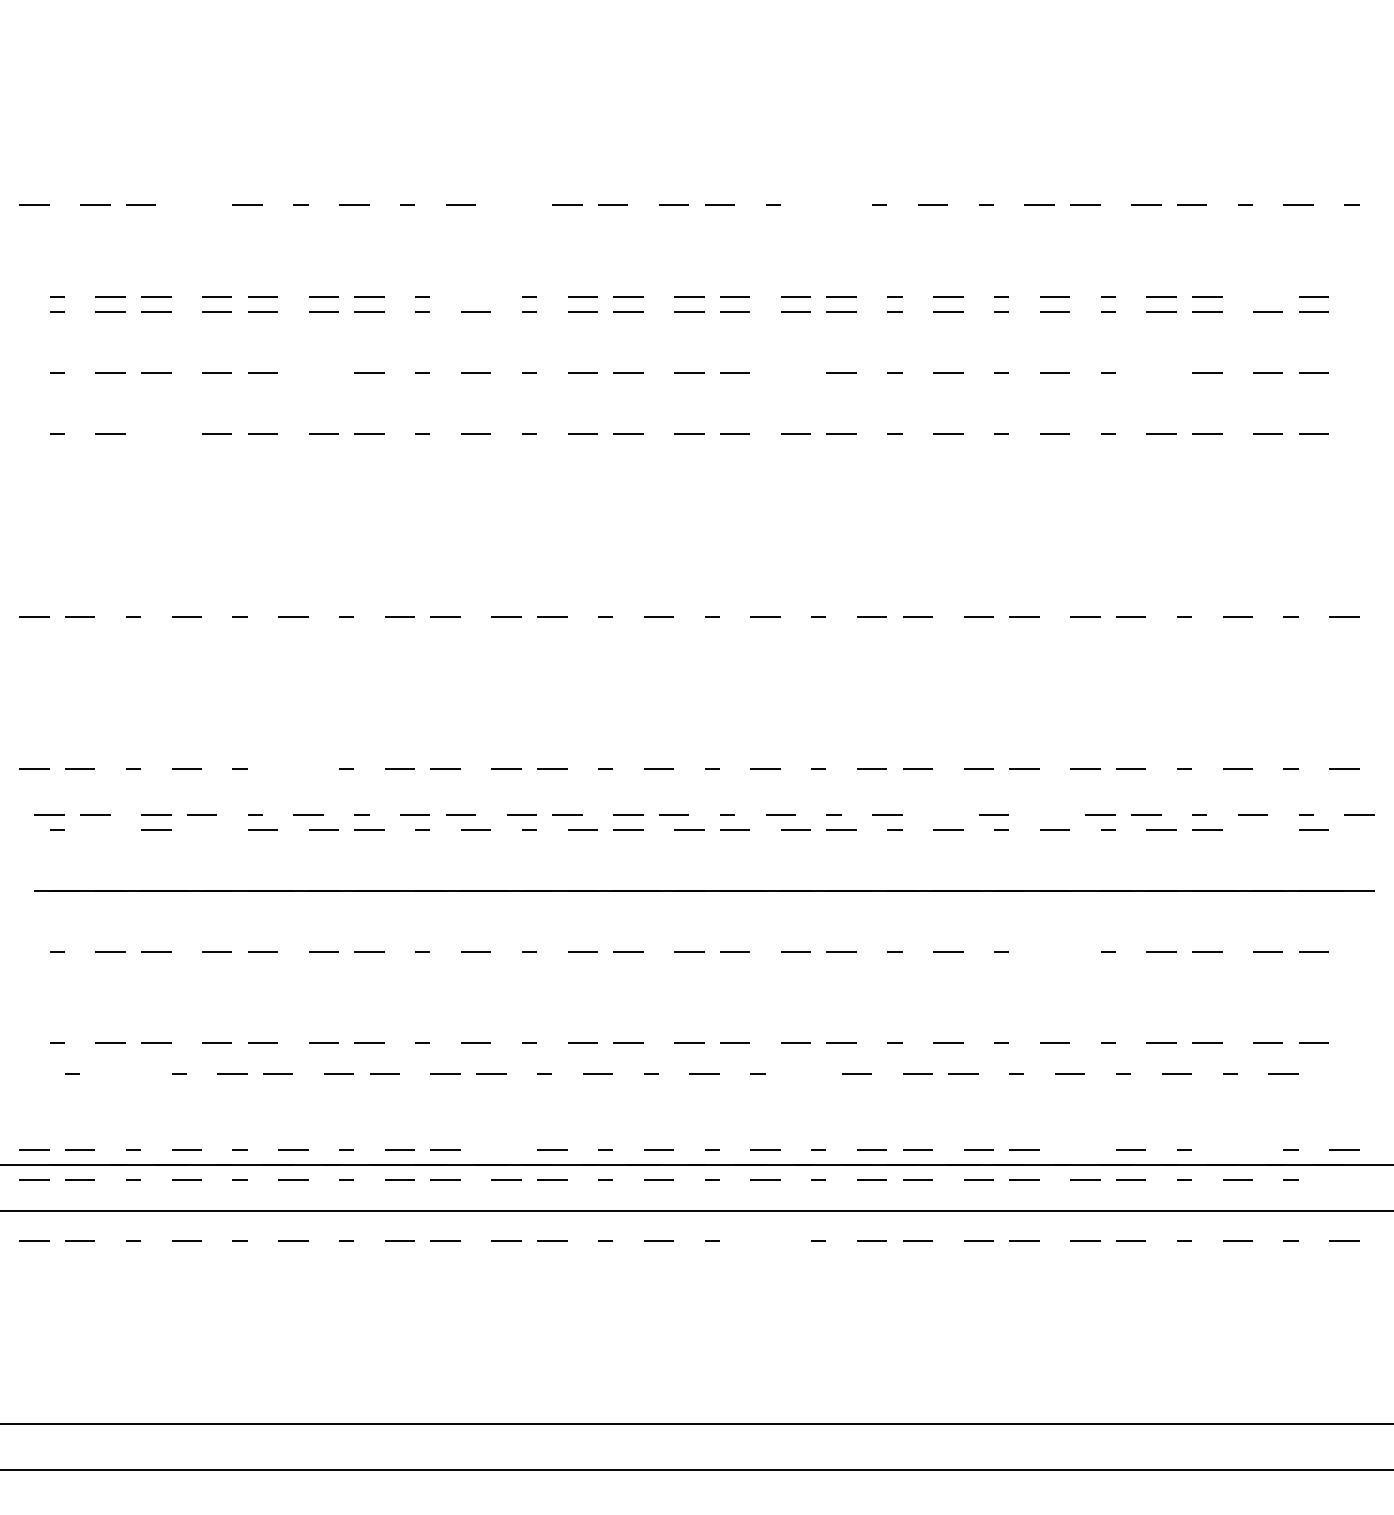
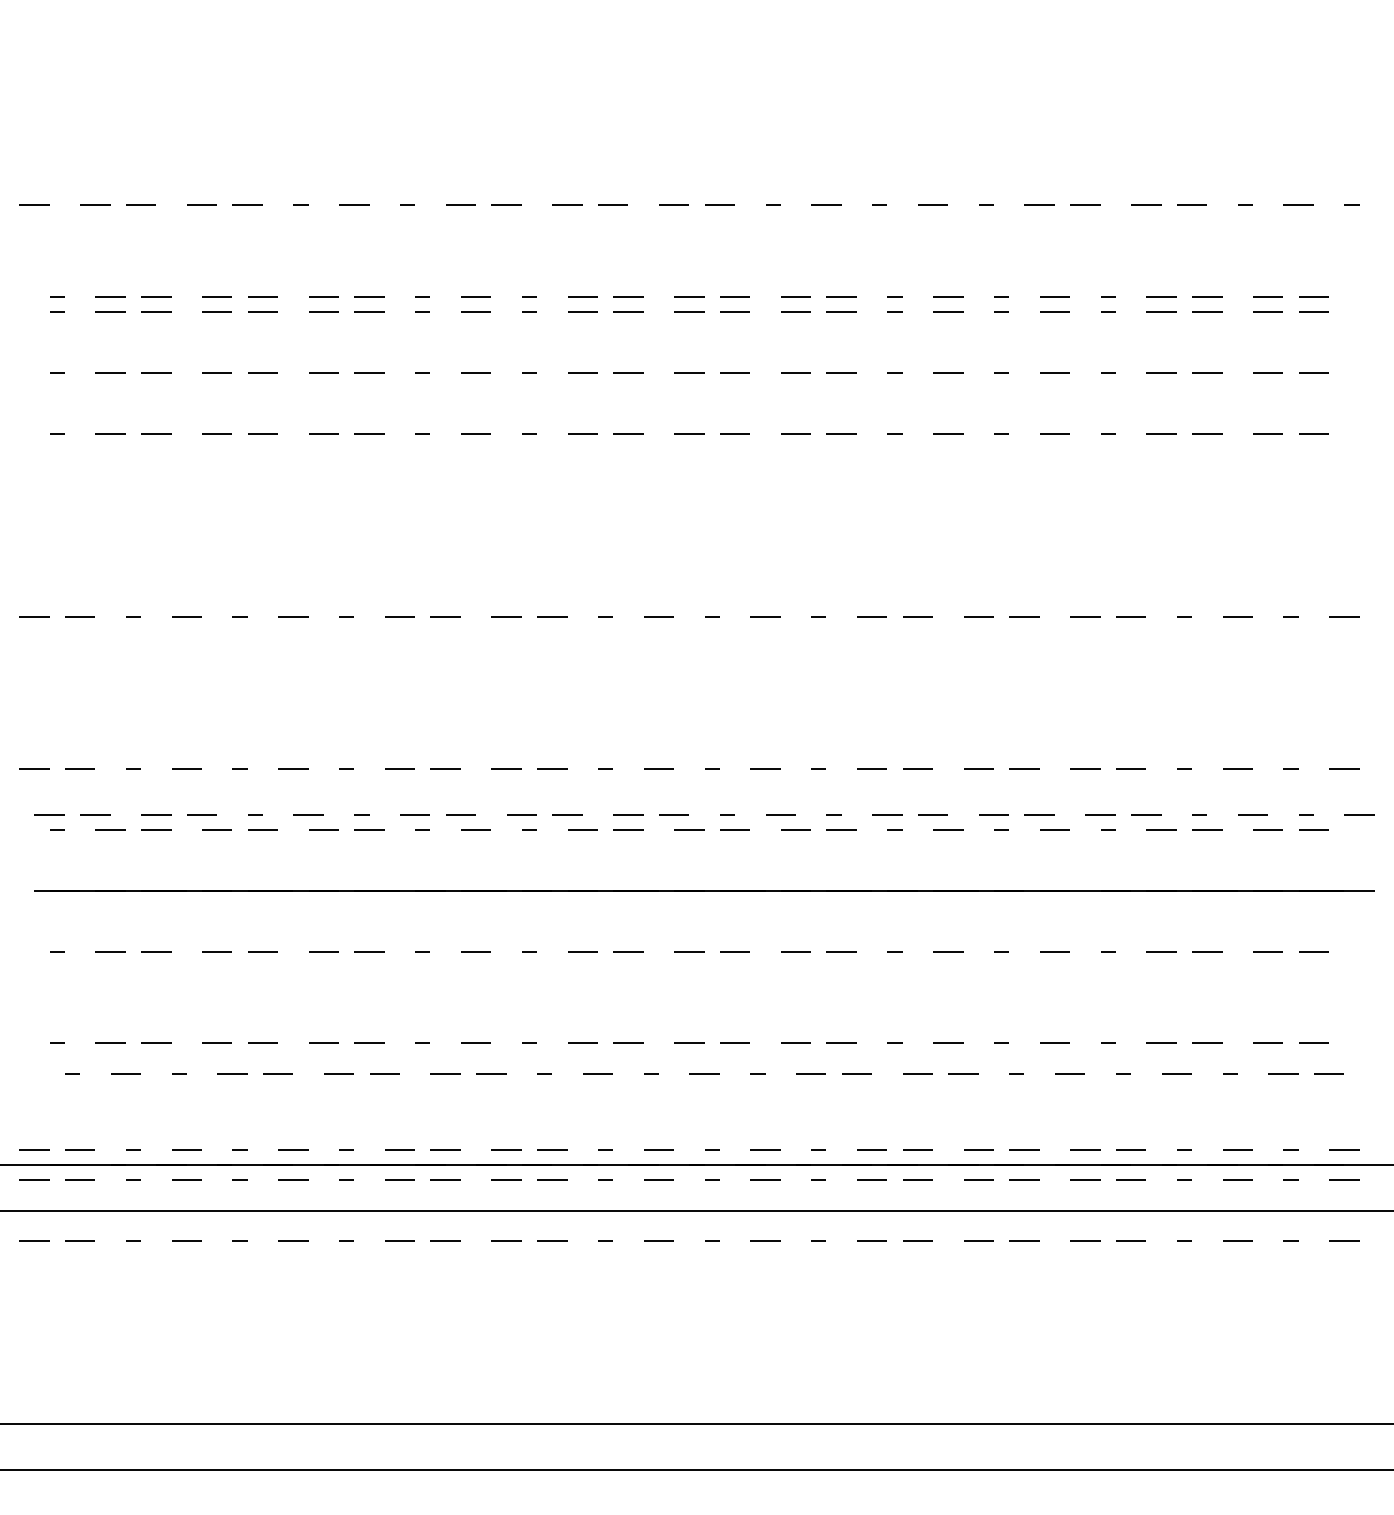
line: none -> present (201, 204)
line: none -> present (506, 204)
line: none -> present (826, 204)
line: none -> present (475, 296)
line: none -> present (1267, 296)
line: none -> present (323, 372)
line: none -> present (795, 372)
line: none -> present (1161, 372)
line: none -> present (156, 433)
line: none -> present (293, 768)
line: none -> present (932, 814)
line: none -> present (1039, 814)
line: none -> present (110, 829)
line: none -> present (216, 829)
line: none -> present (1267, 829)
line: none -> present (1054, 951)
line: none -> present (125, 1073)
line: none -> present (810, 1073)
line: none -> present (1328, 1073)
line: none -> present (506, 1149)
line: none -> present (1085, 1149)
line: none -> present (1237, 1149)
line: none -> present (1344, 1179)
line: none -> present (765, 1240)
